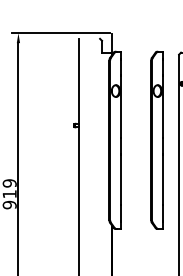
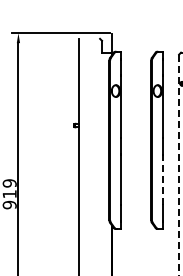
line: solid -> dashed (179, 165)
line: solid -> dashed (163, 179)
